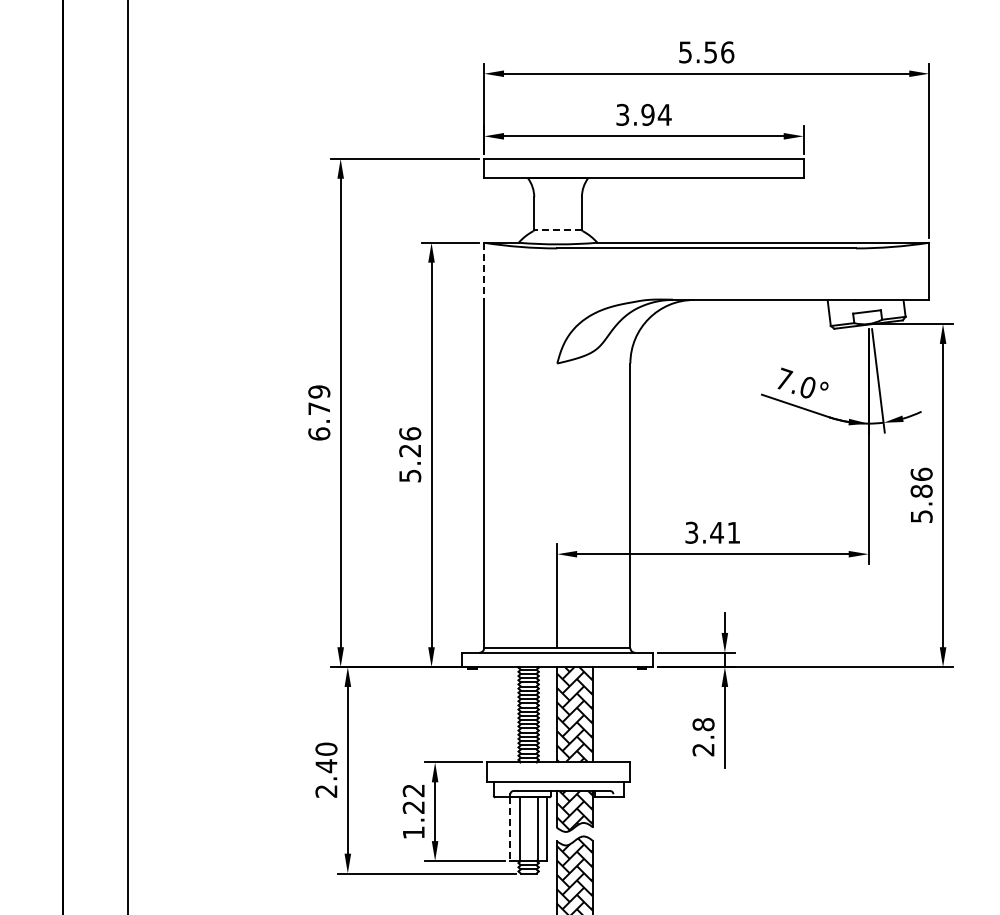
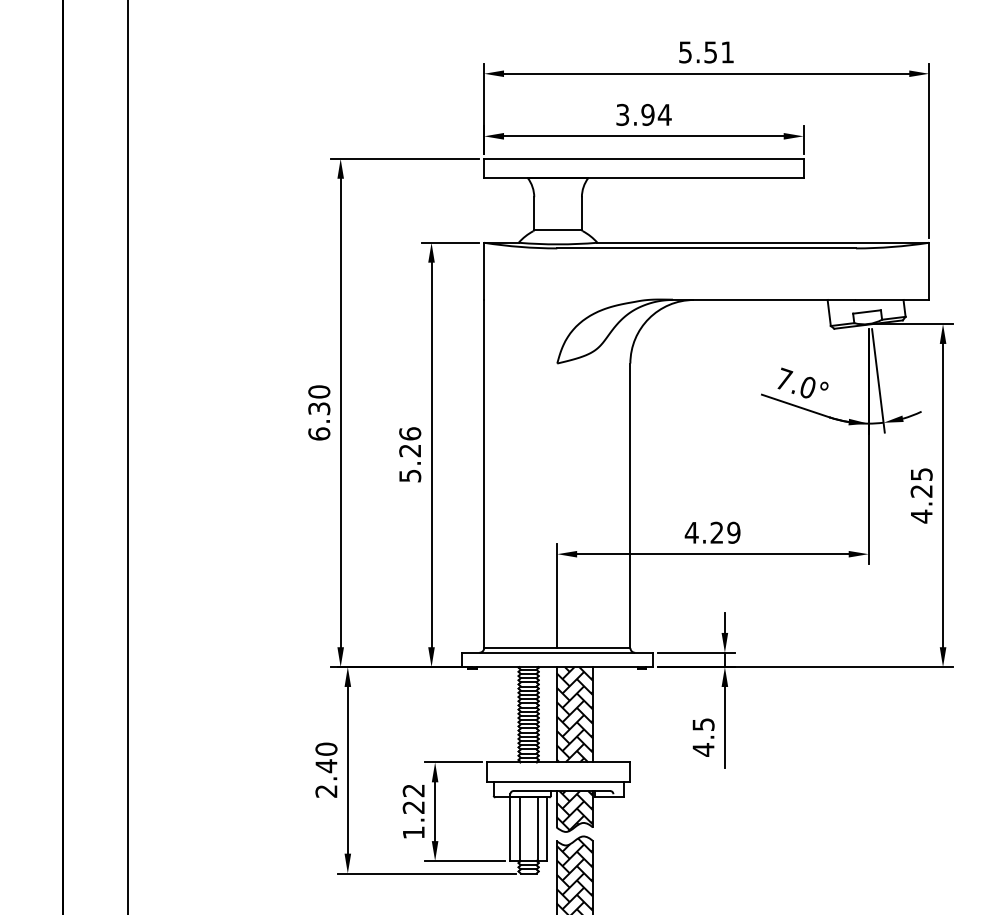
text: 5.56 -> 5.51 (727, 52)
line: dashed -> solid (558, 229)
line: dashed -> solid (484, 271)
text: 6.79 -> 6.30 (319, 400)
text: 5.86 -> 4.25 (921, 495)
text: 3.41 -> 4.29 (712, 532)
text: 2.8 -> 4.5 (703, 737)
line: dashed -> solid (510, 829)
